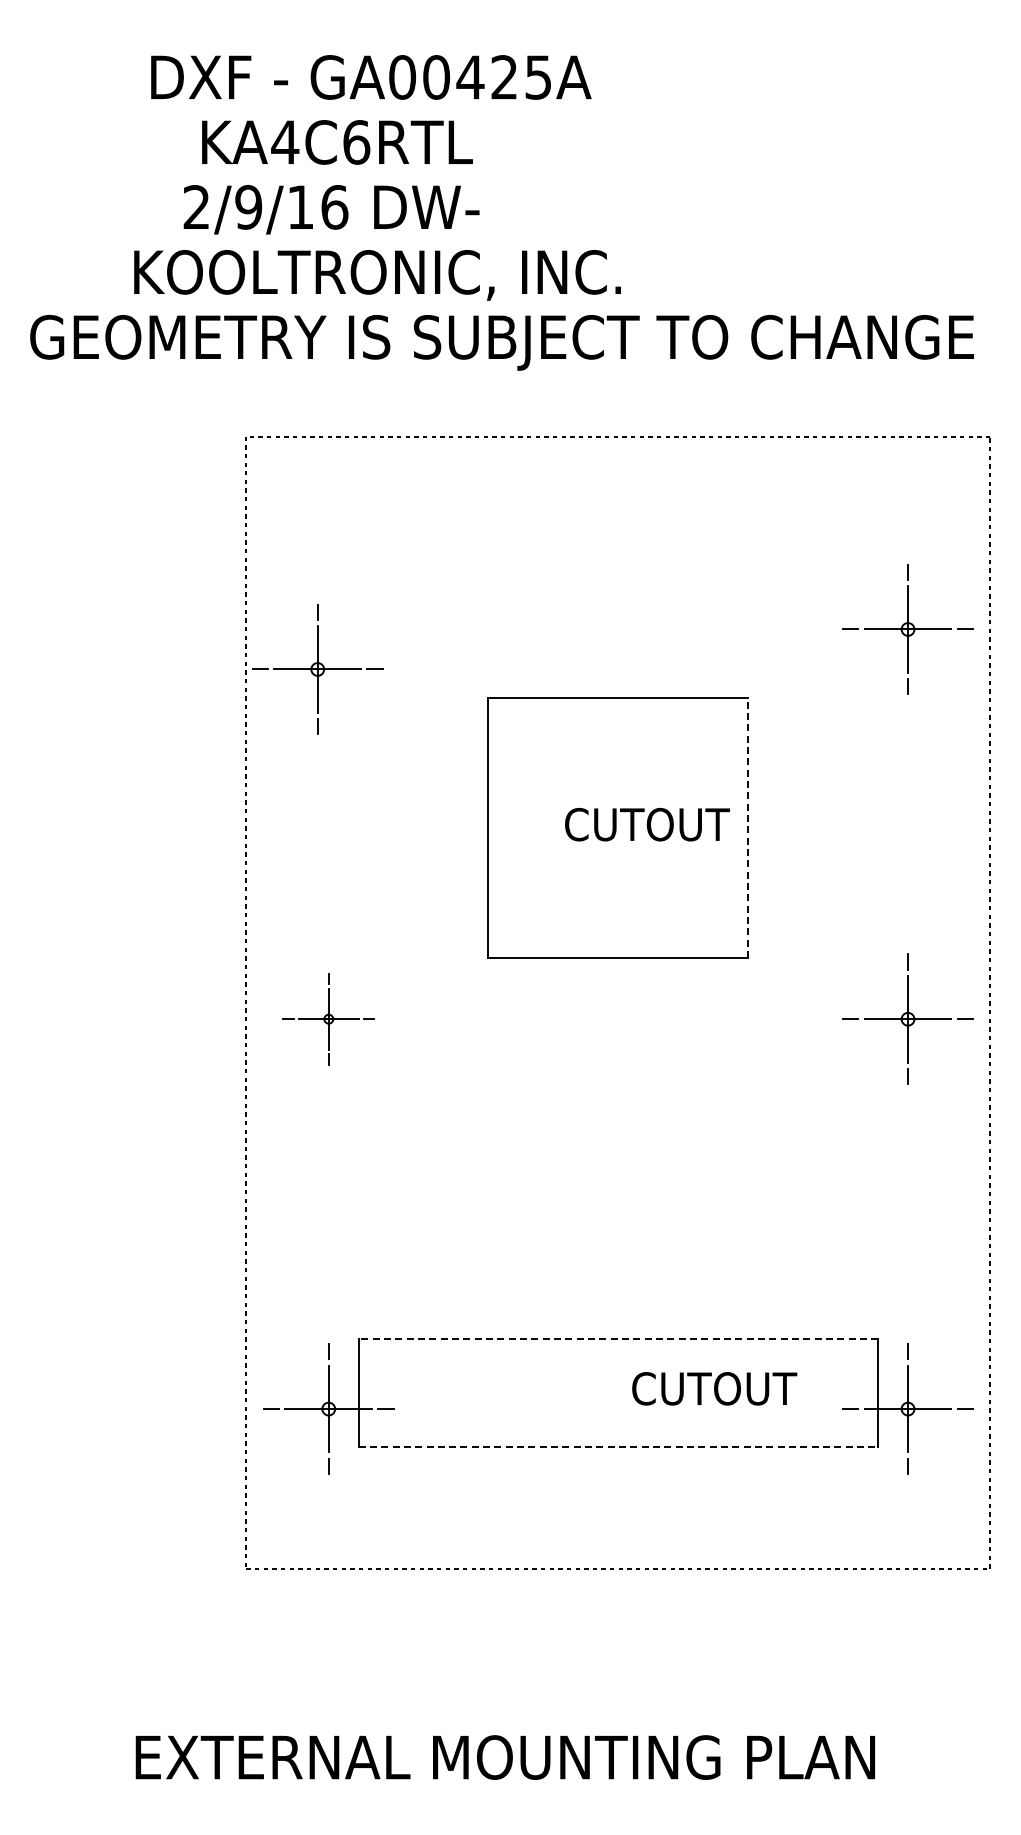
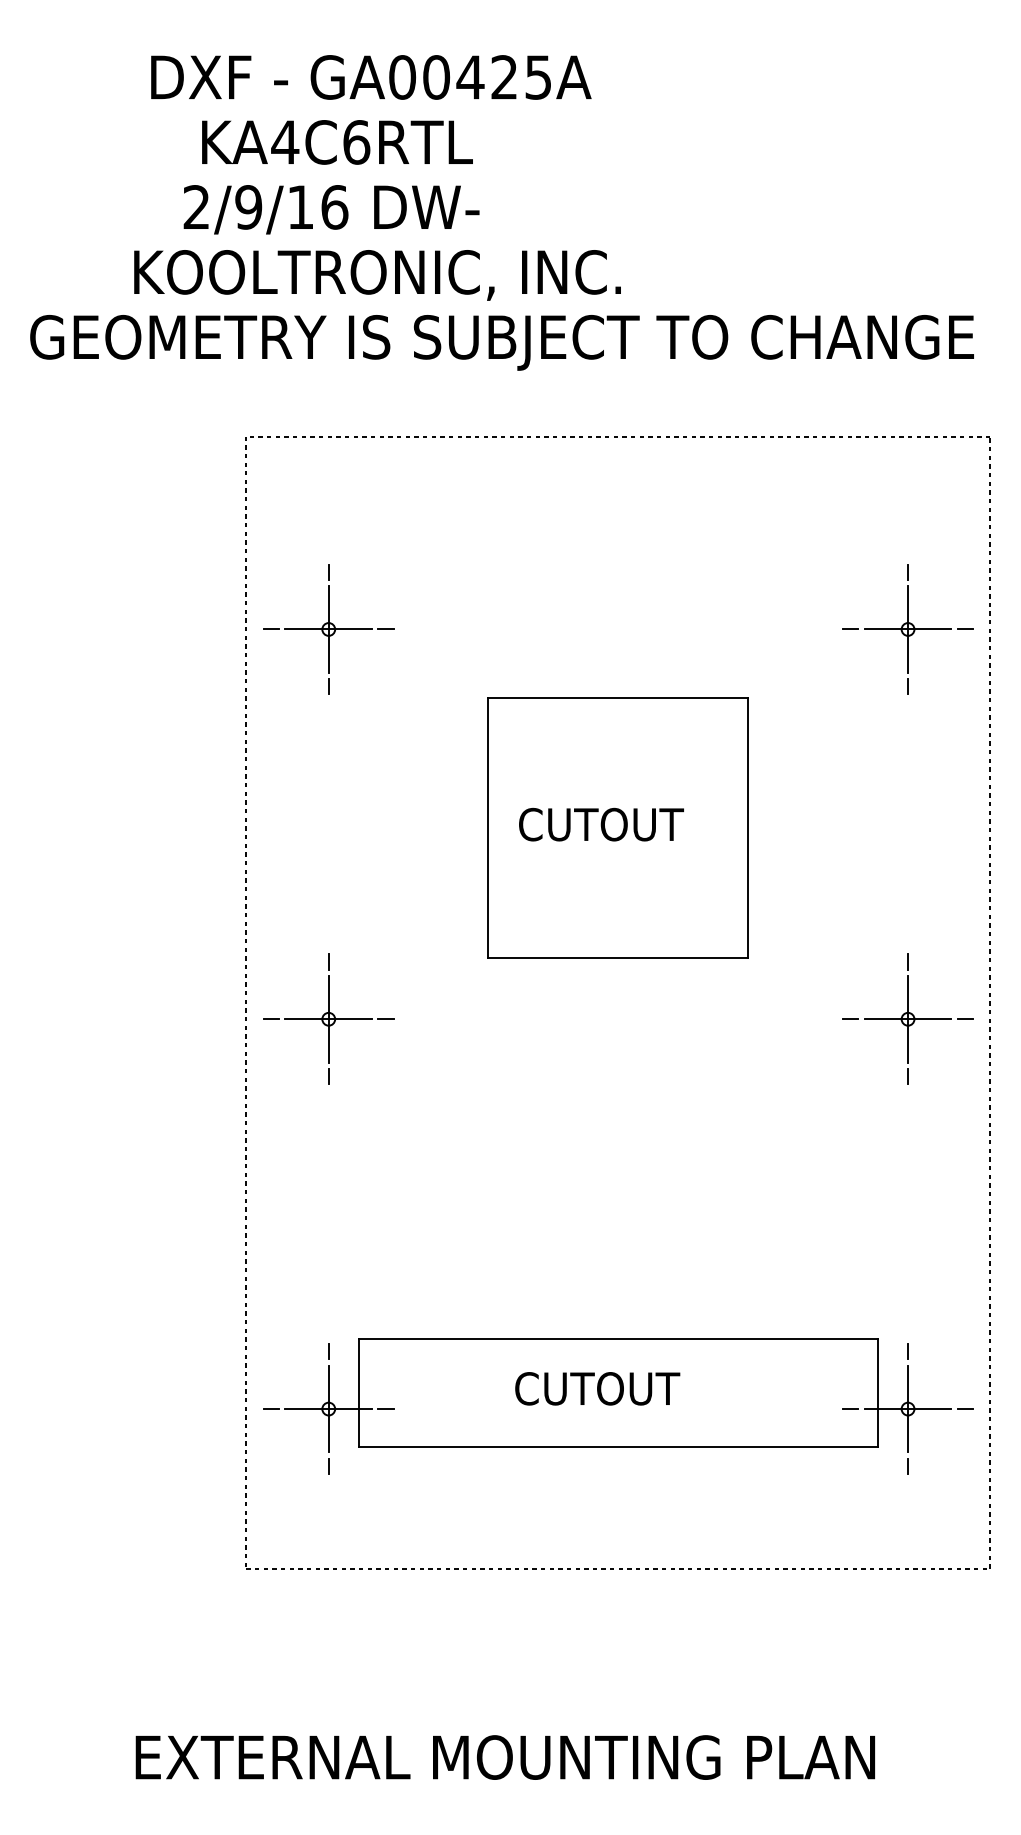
part position: (317, 669) -> (328, 629) (328, 629)
text position: (647, 824) -> (601, 824) (601, 824)
line: dashed -> solid (748, 828)
part size: 93x93 px -> 132x132 px (328, 1018)
line: dashed -> solid (618, 1338)
text position: (714, 1388) -> (597, 1388) (597, 1388)
line: dashed -> solid (618, 1446)
